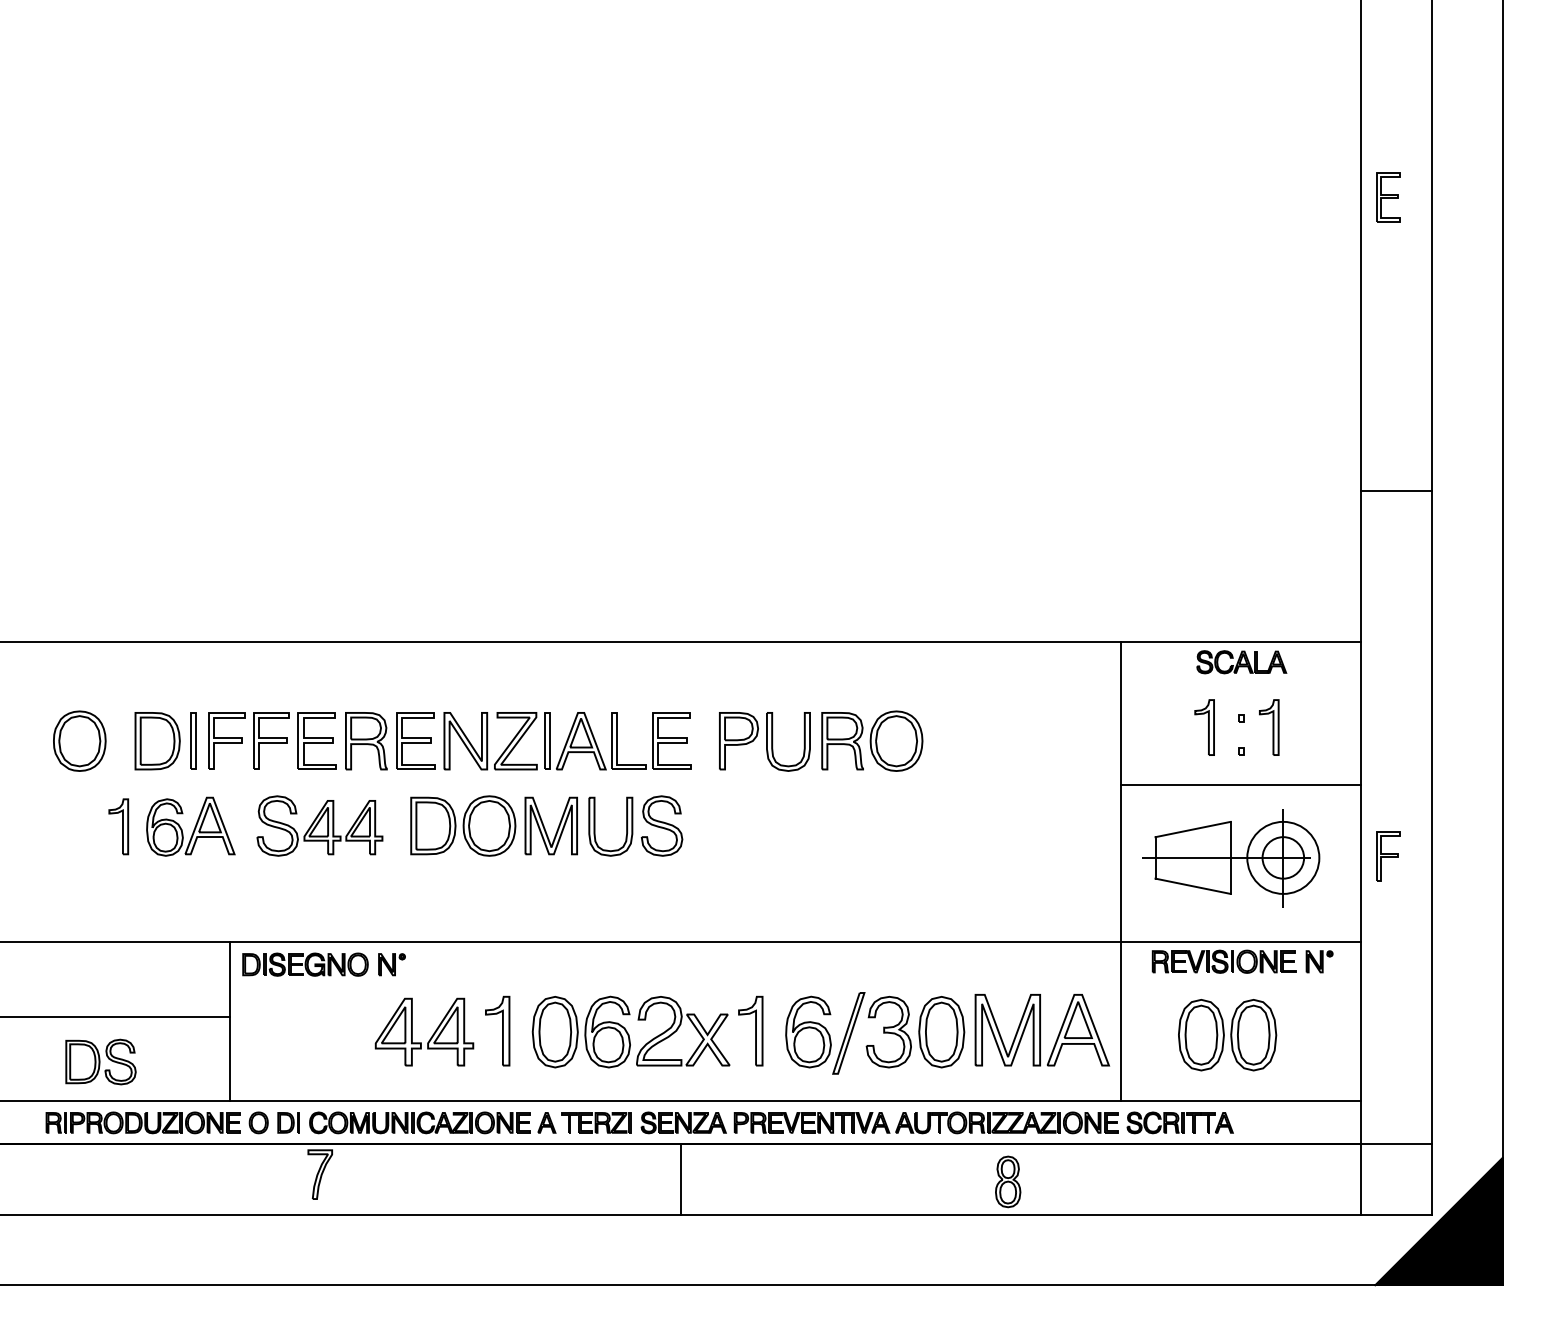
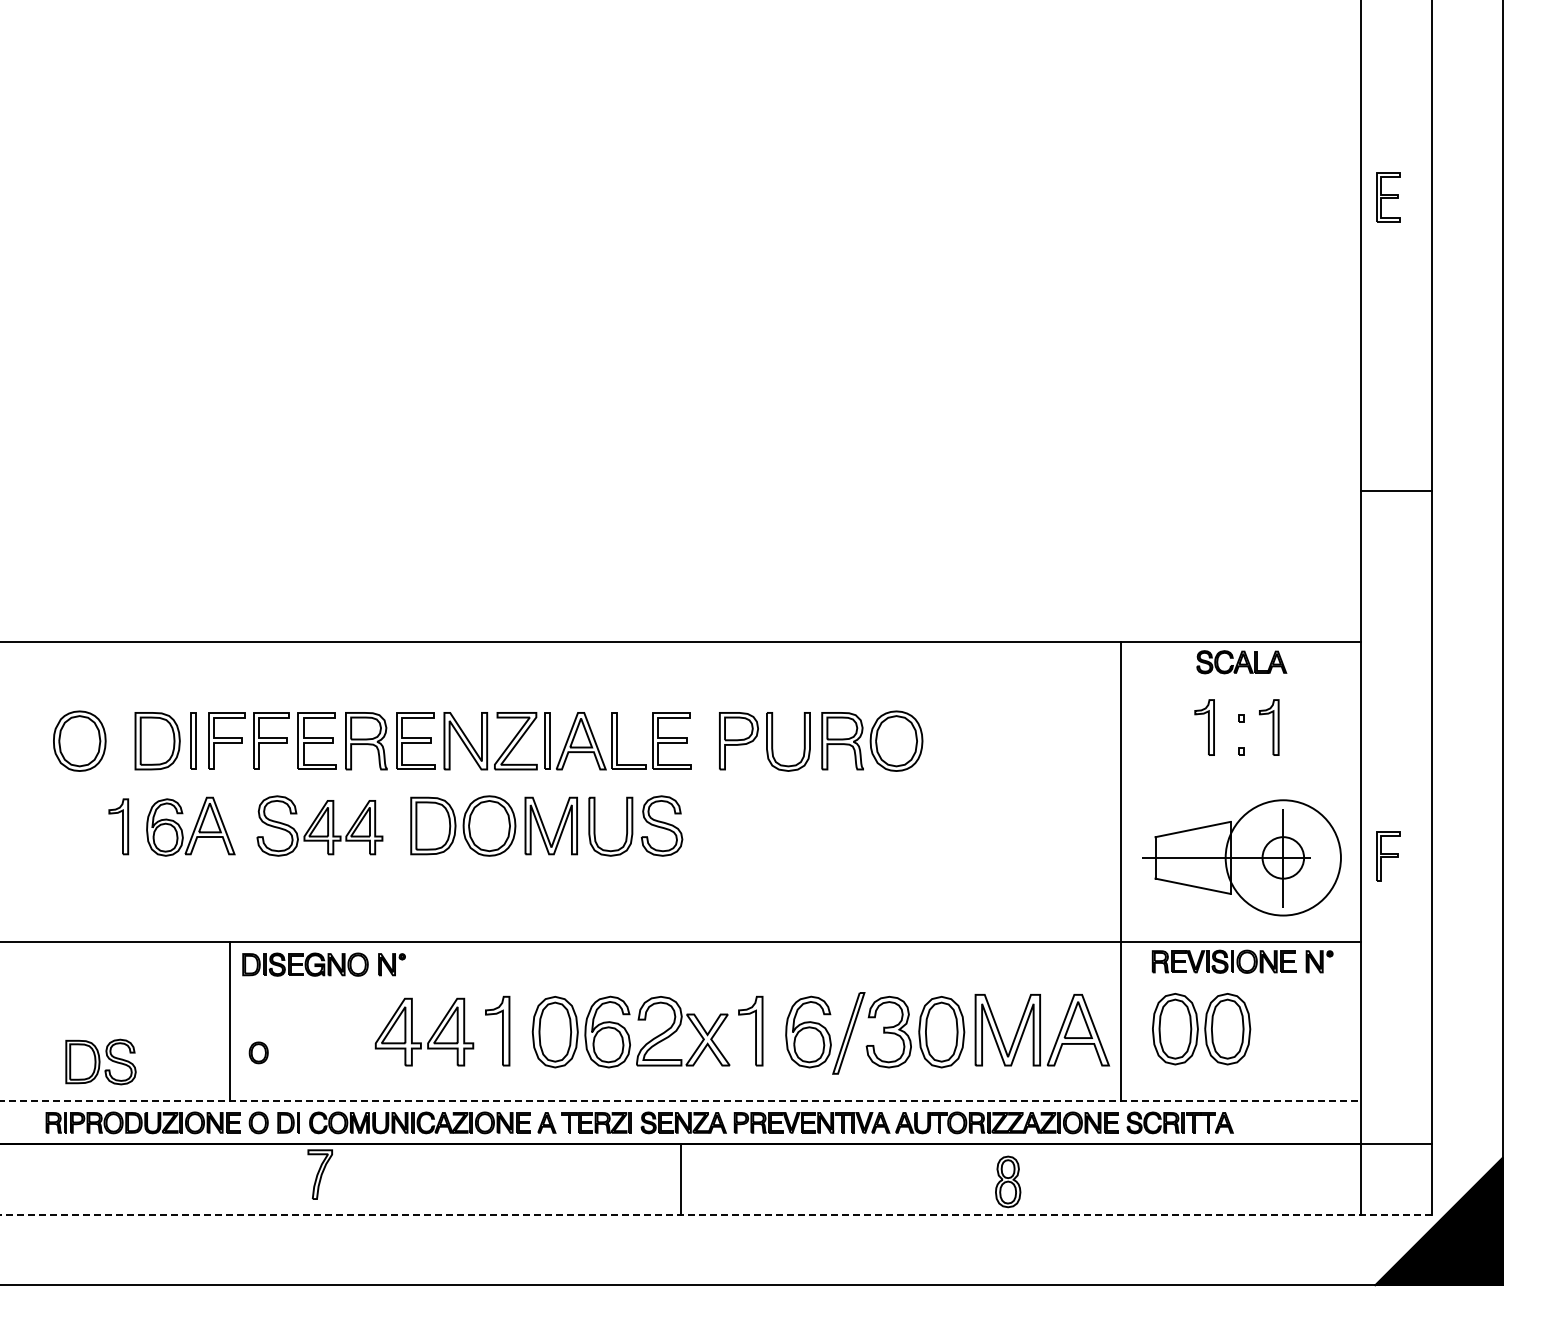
line: present -> none (1240, 784)
circle diameter: 72 px -> 115 px (1282, 857)
line: present -> none (115, 1016)
part position: (1227, 1035) -> (1201, 1029) (1201, 1029)
part: none -> present (258, 1052)
line: solid -> dashed (681, 1101)
line: solid -> dashed (715, 1214)
